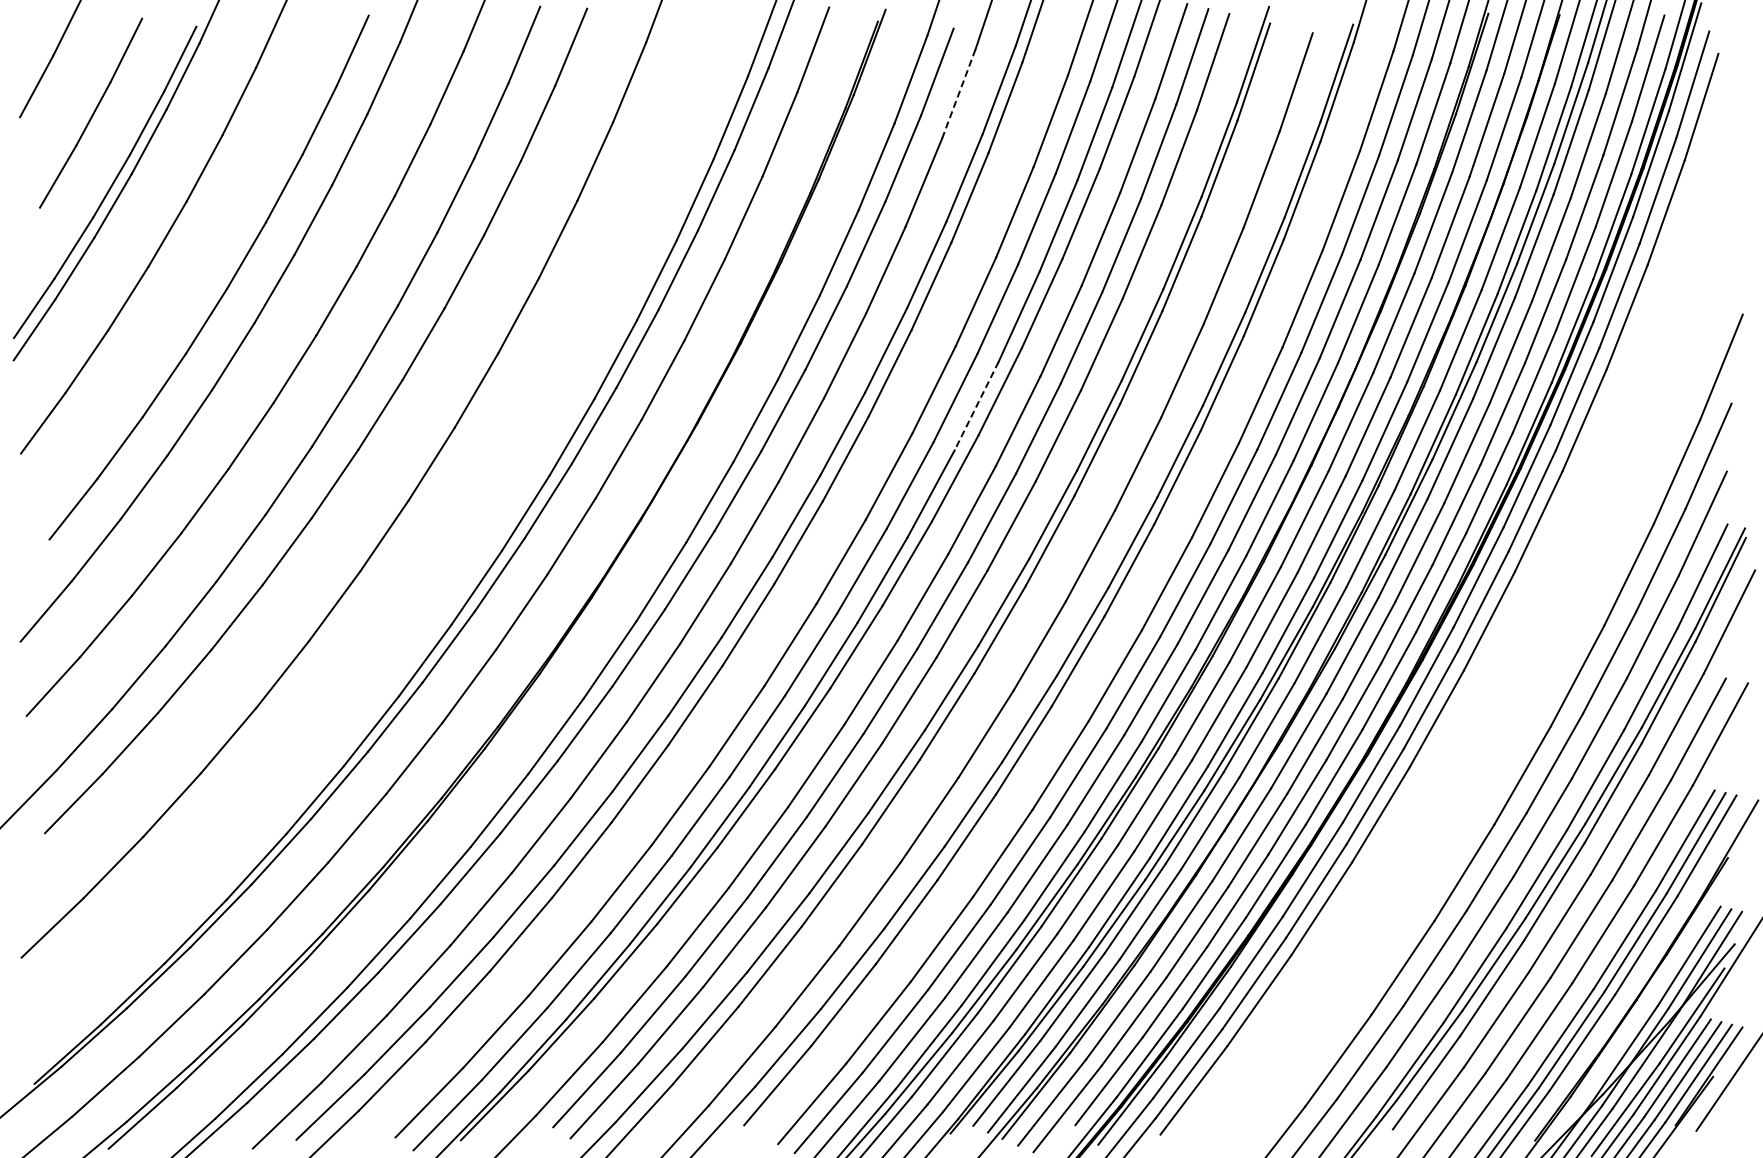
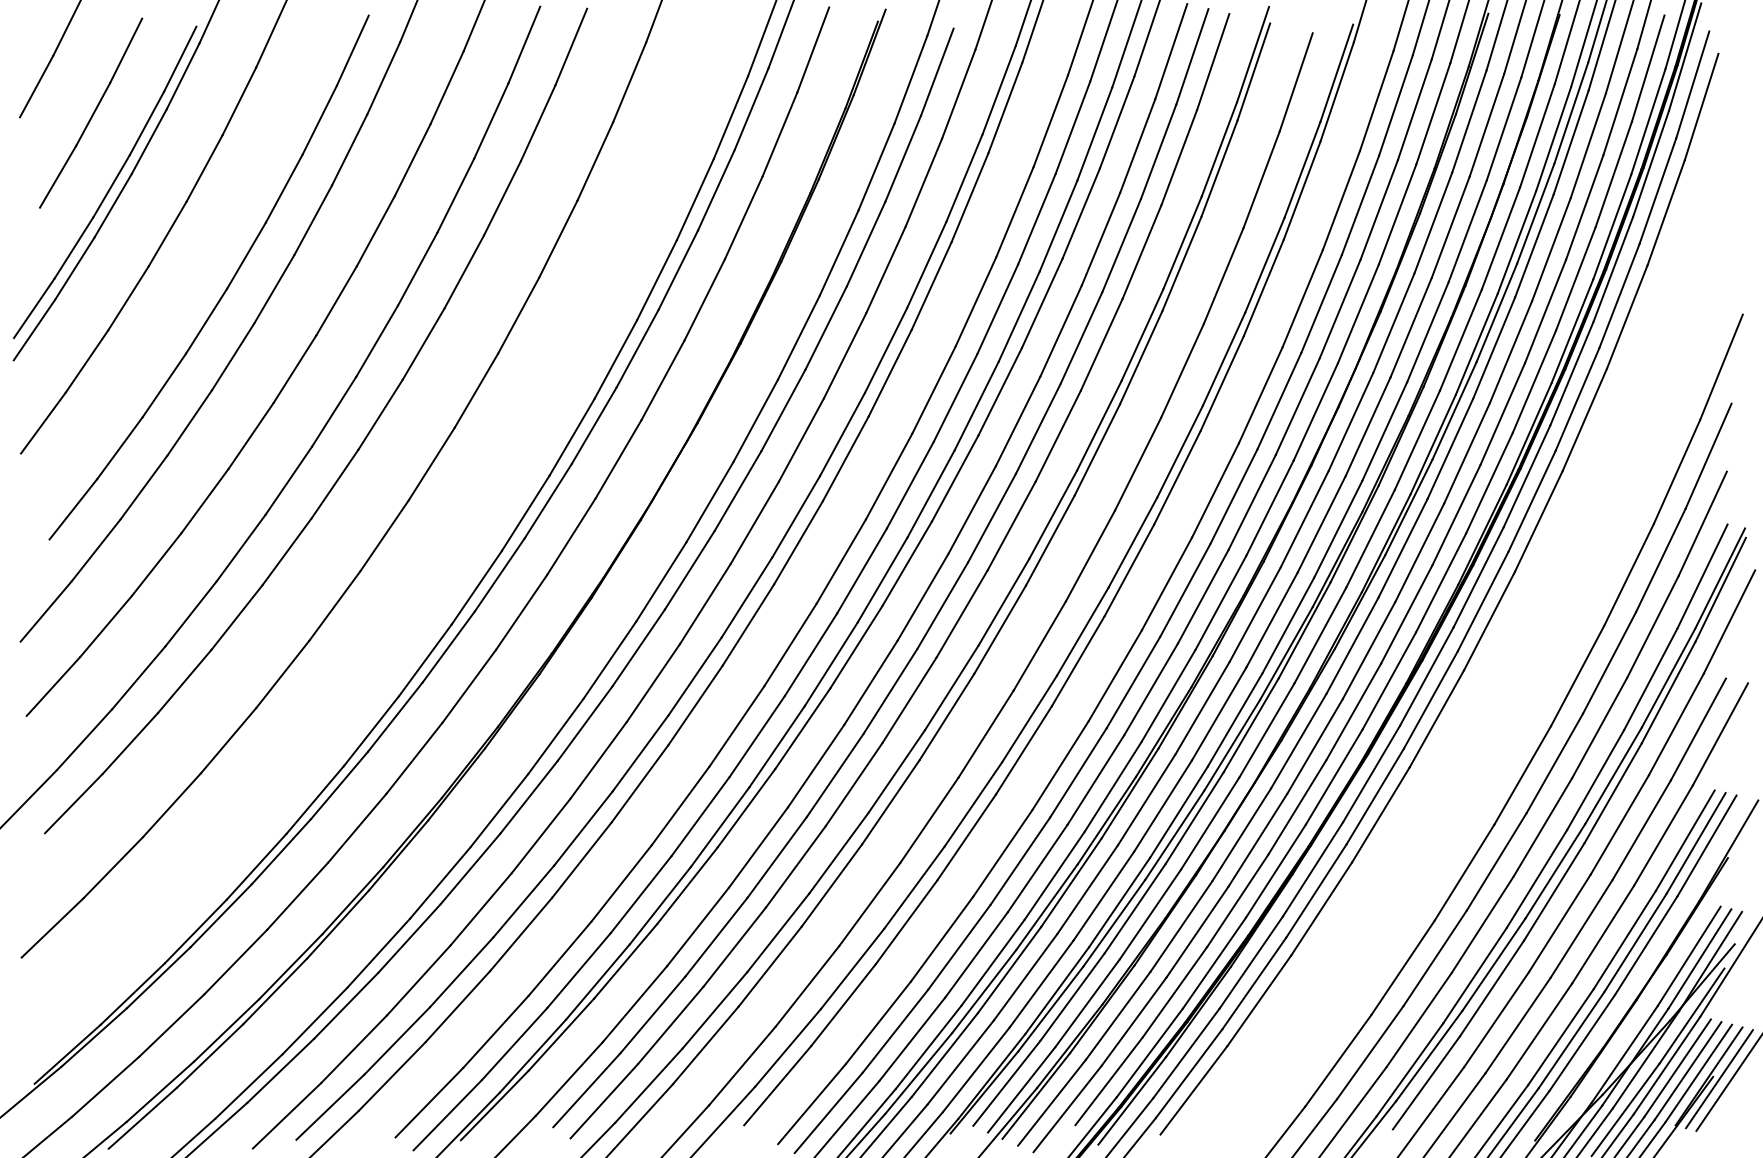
line: dashed -> solid (958, 94)
line: dashed -> solid (976, 406)
line: none -> present (1719, 1079)
